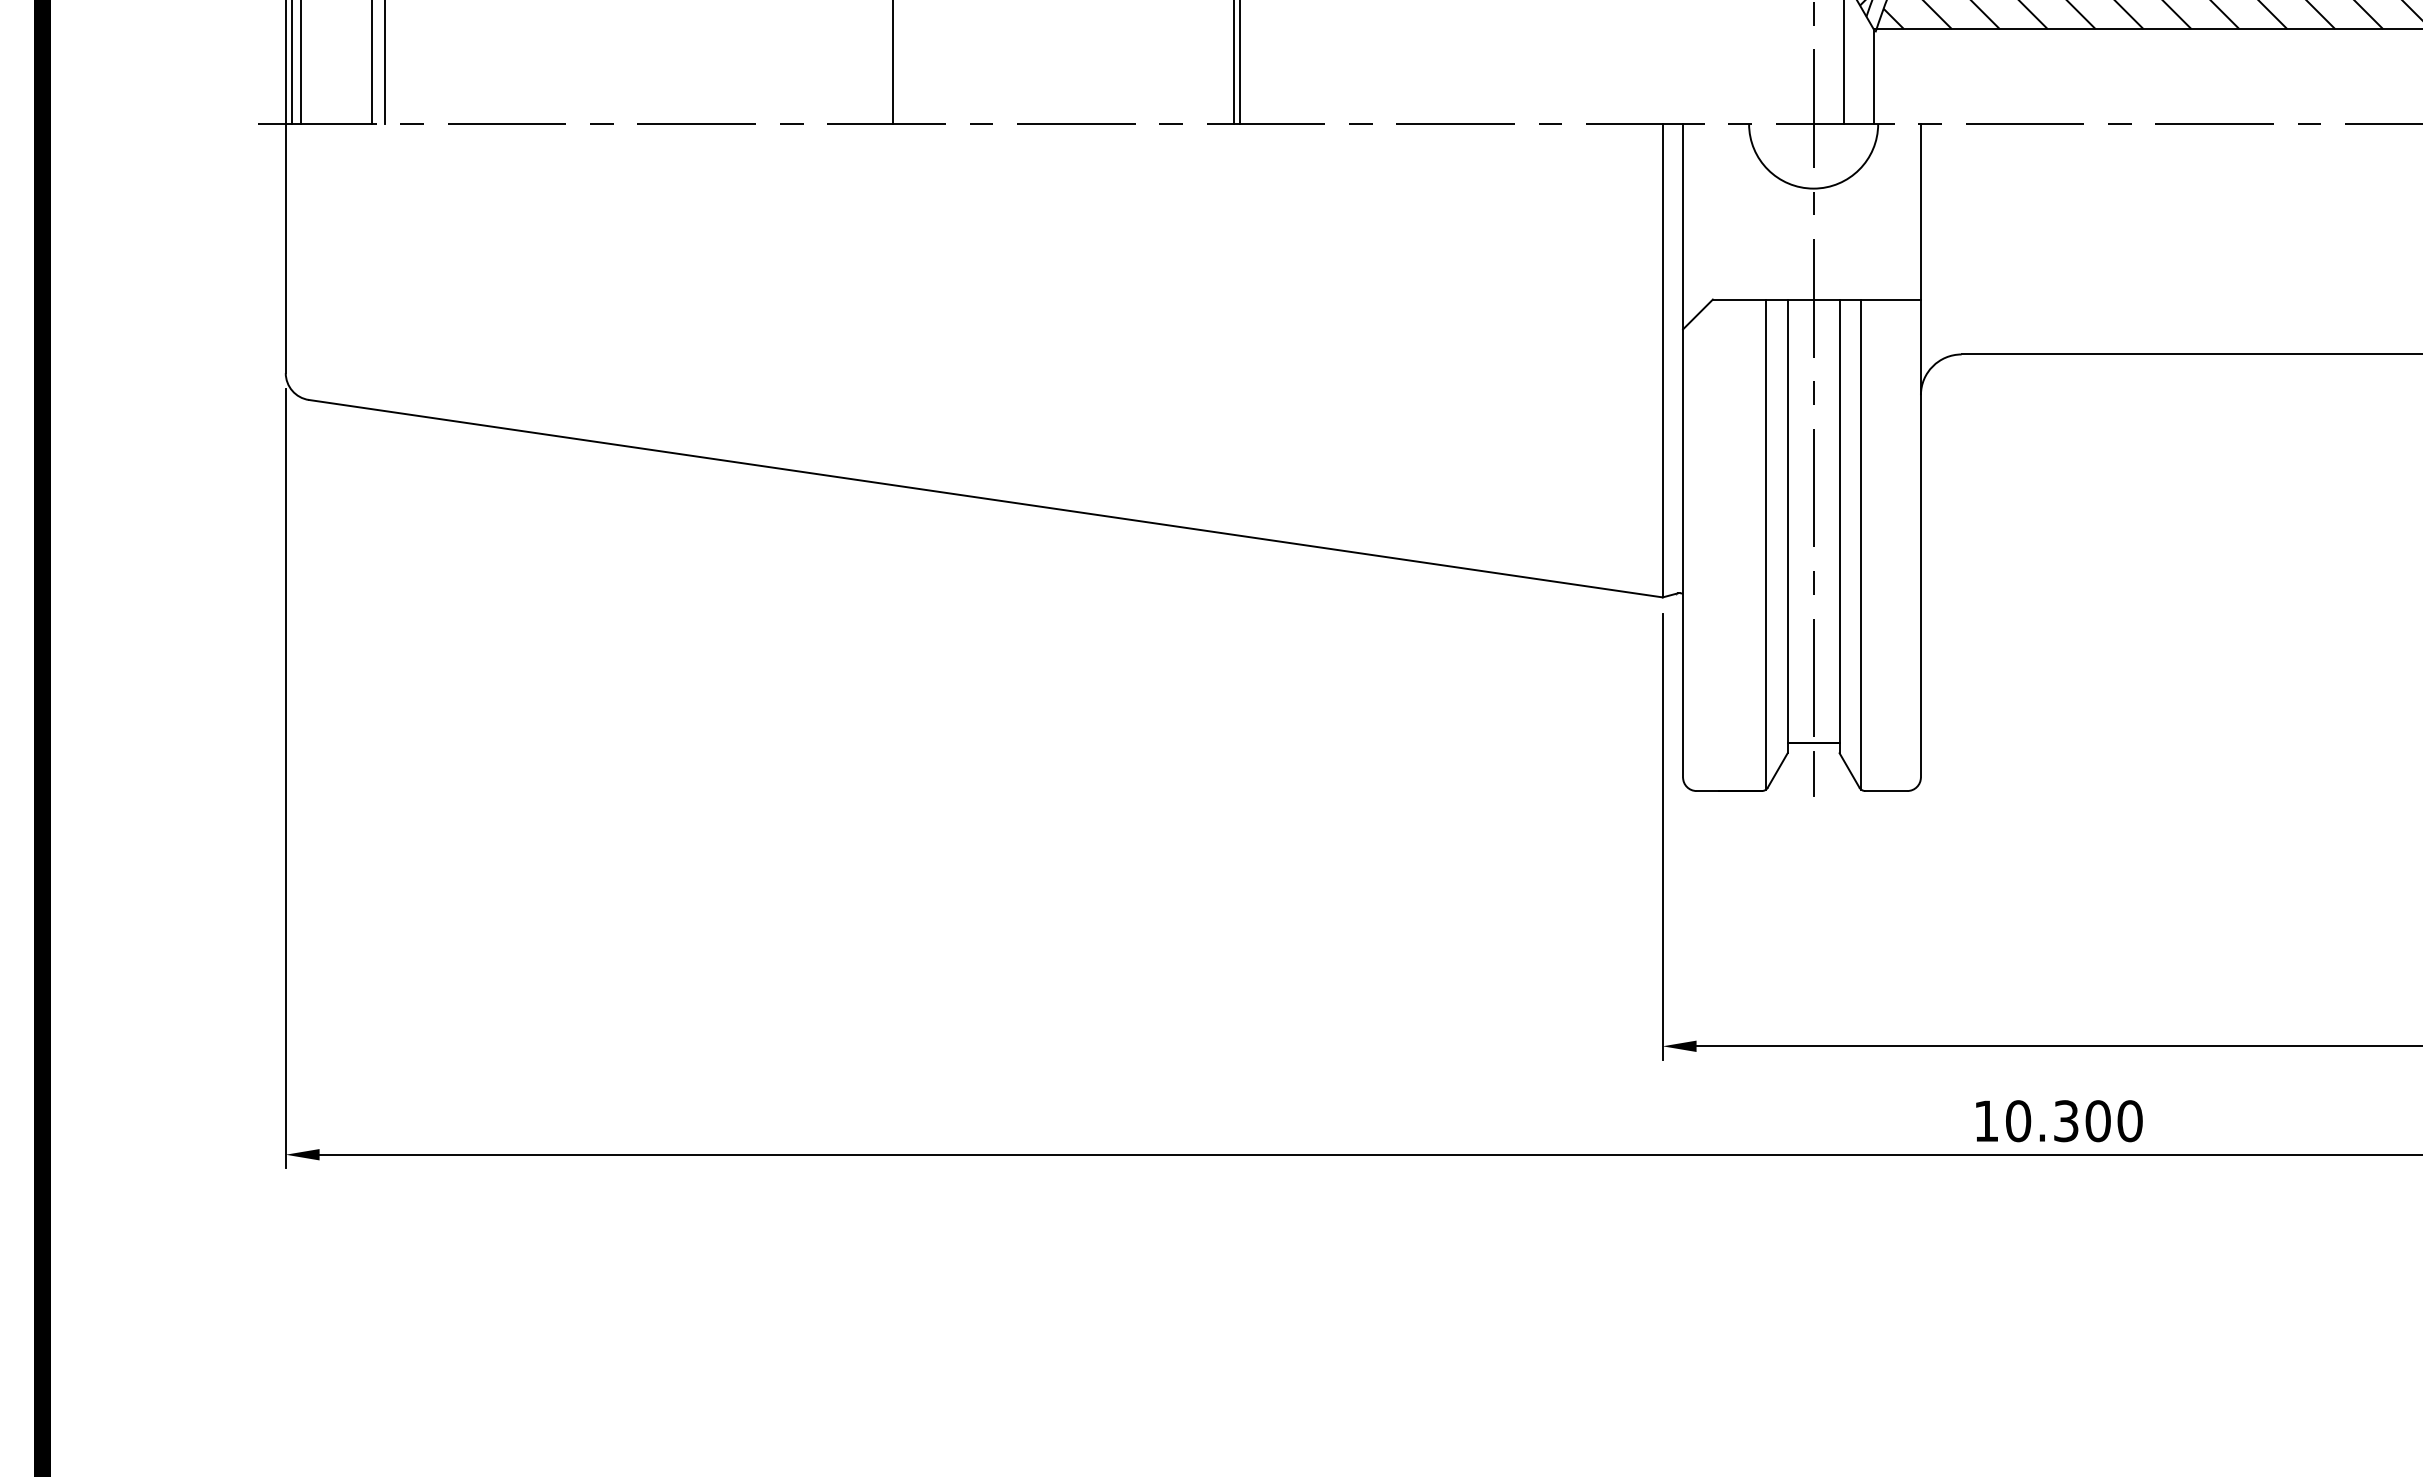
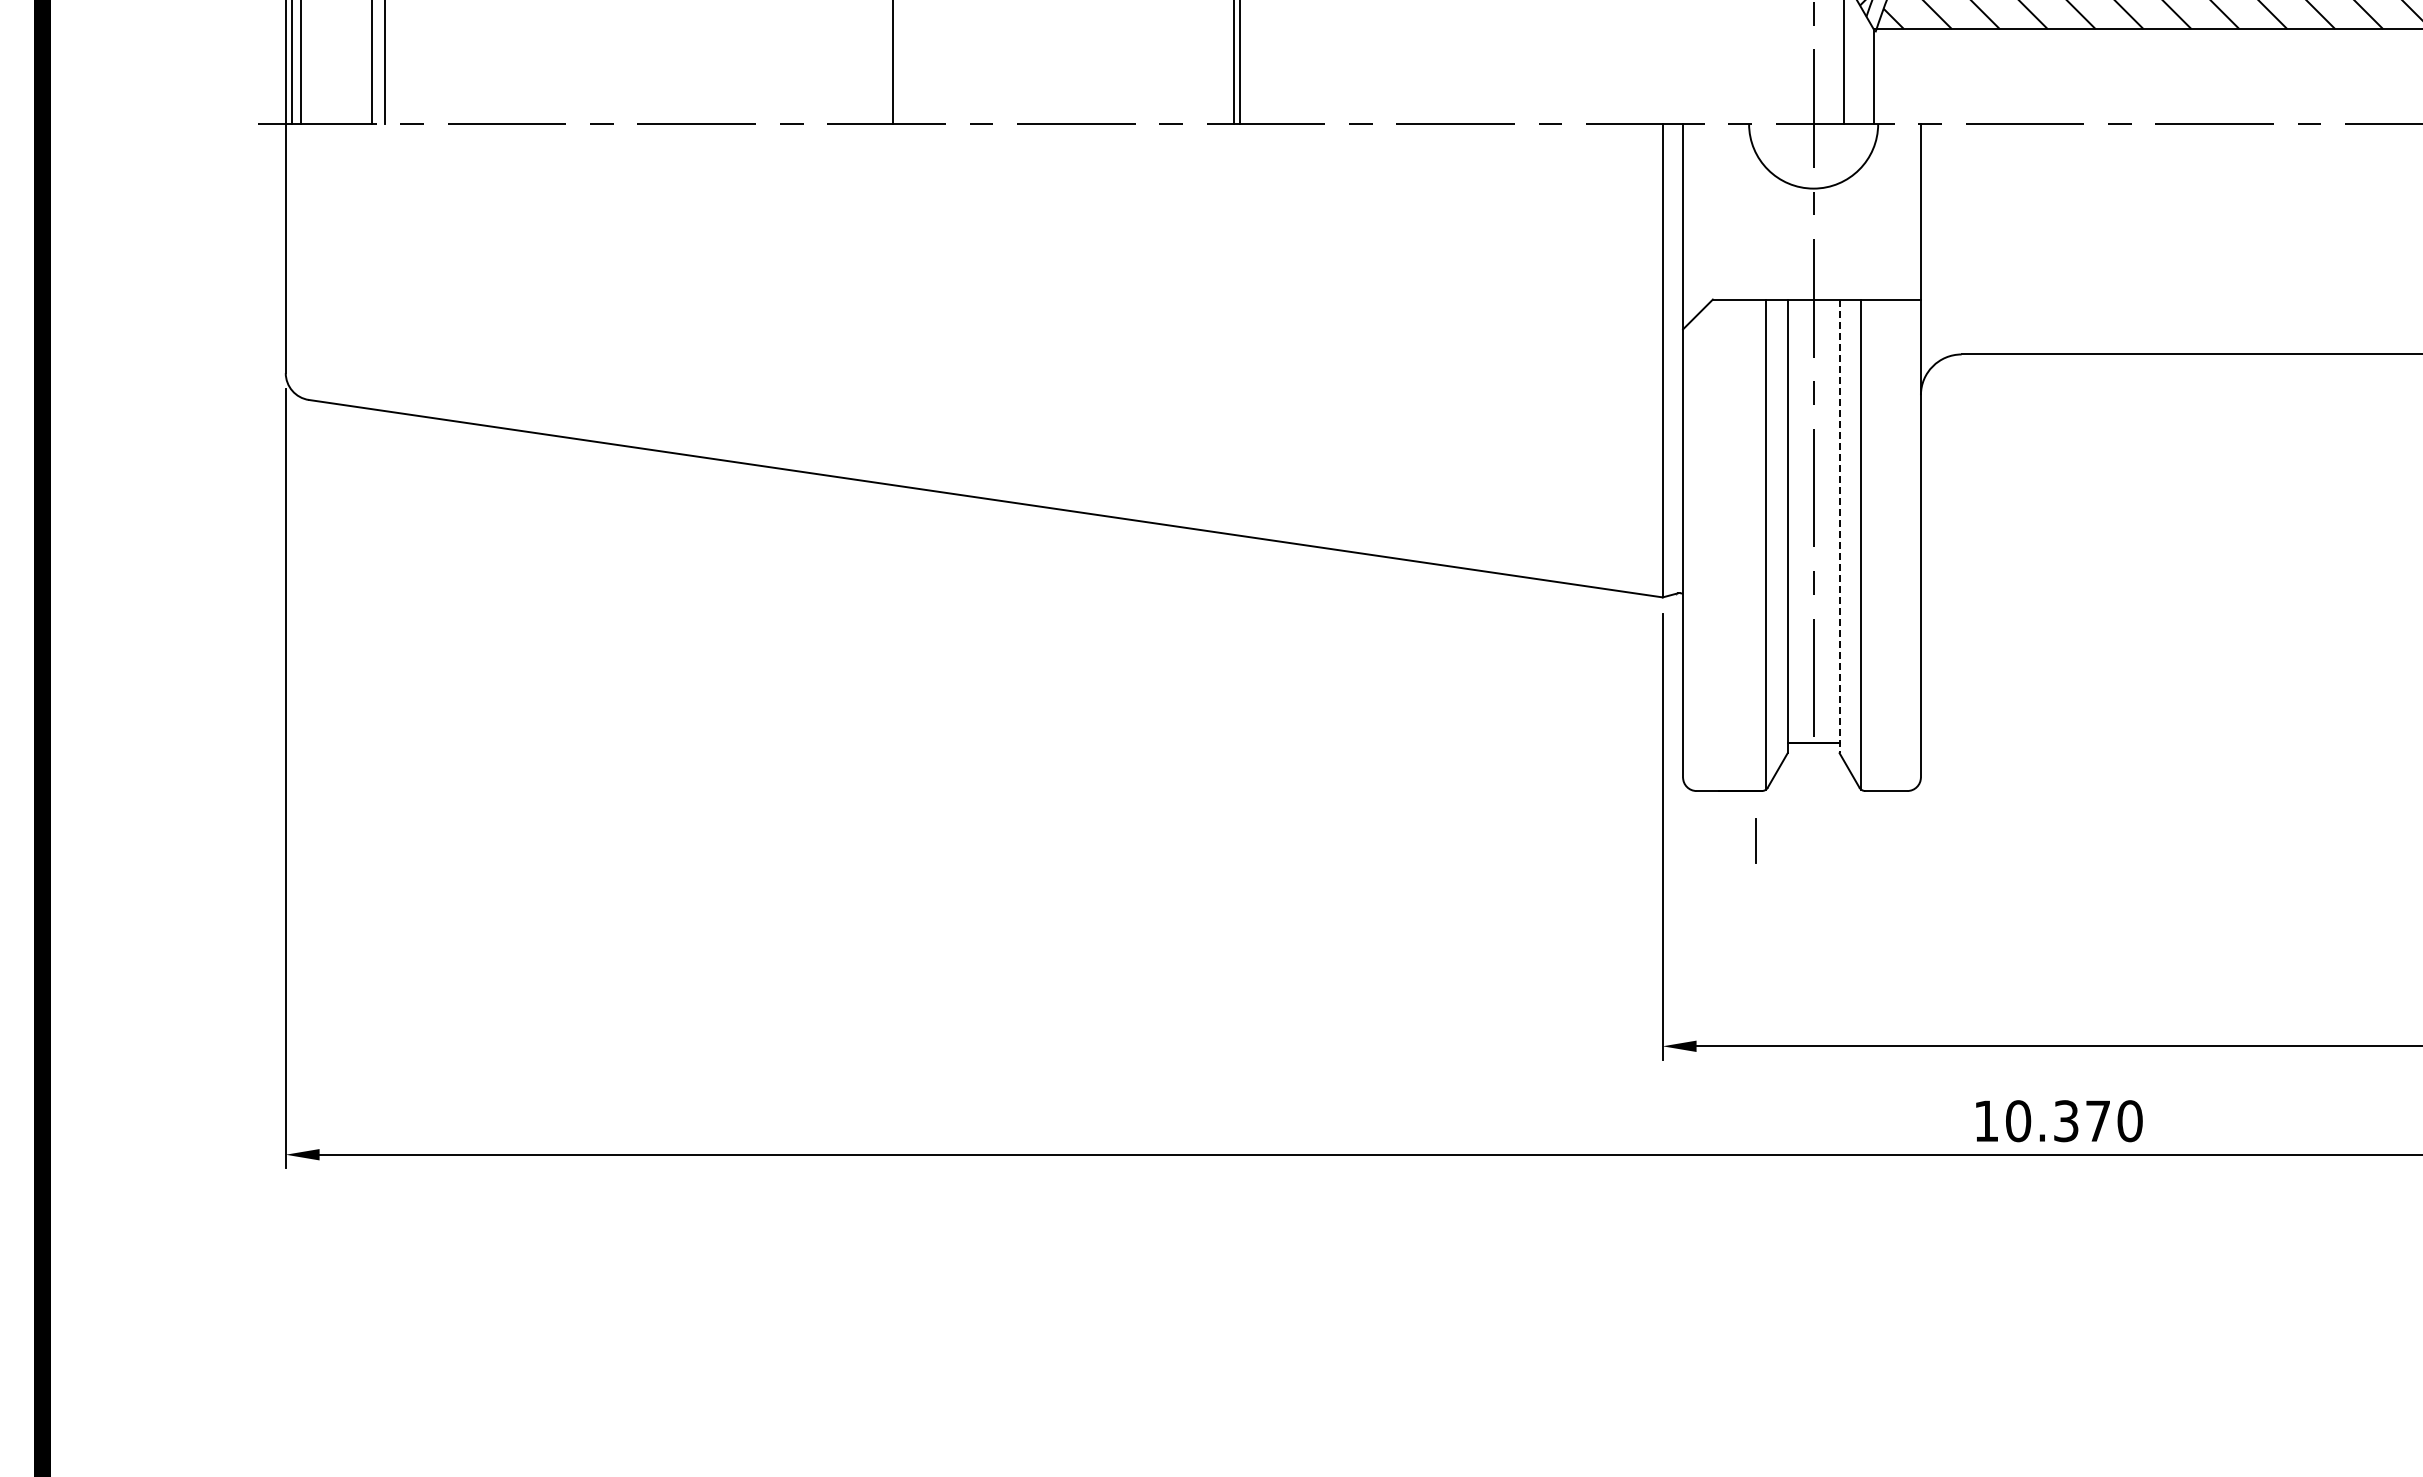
line: solid -> dashed (1839, 526)
line position: (1813, 773) -> (1755, 840) (1755, 840)
text: 10.300 -> 10.370 (2097, 1121)
